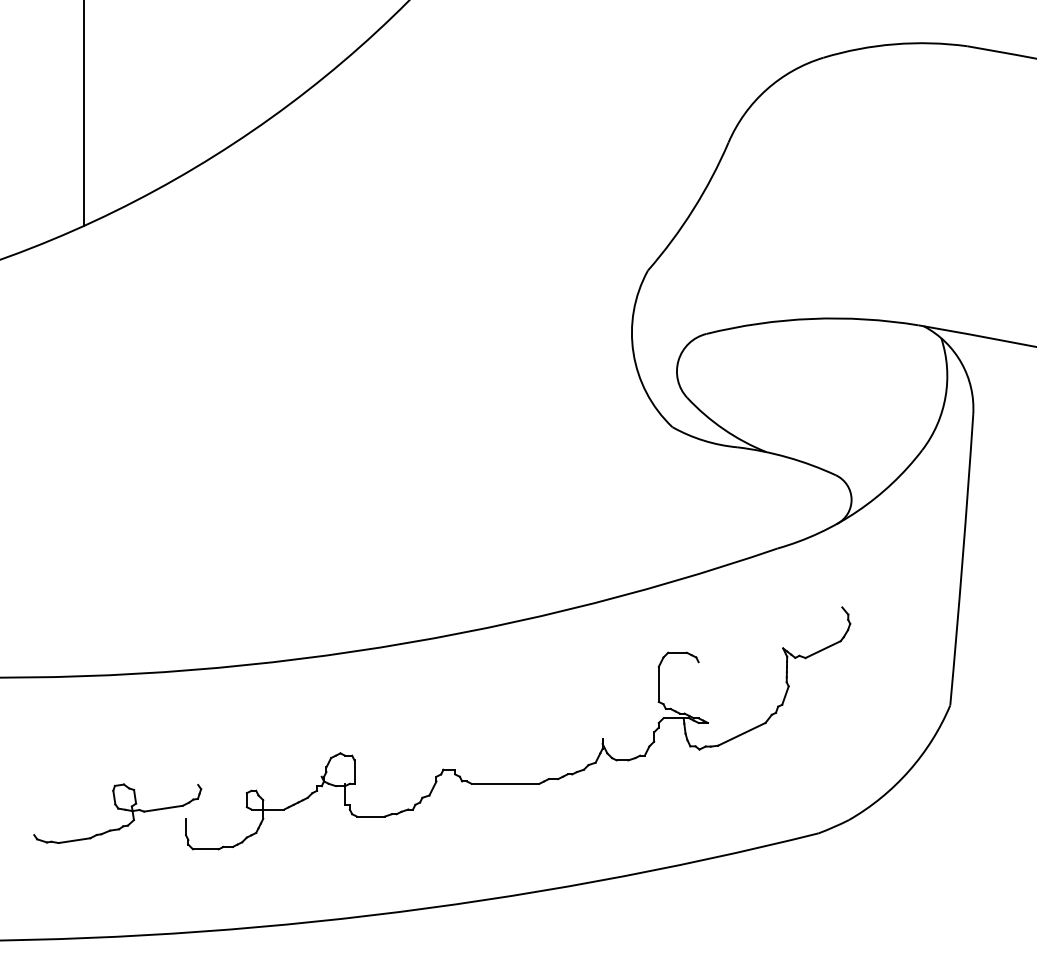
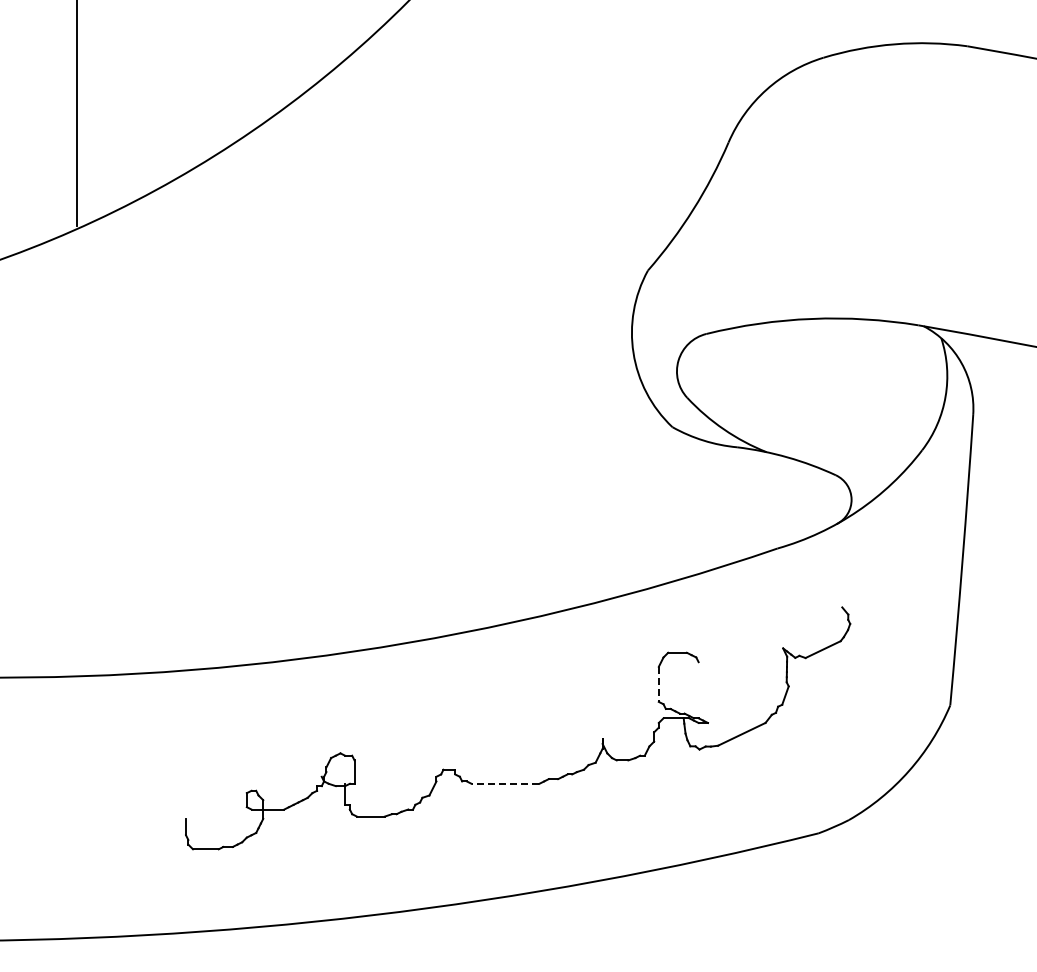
line position: (83, 113) -> (76, 113) (76, 113)
line: solid -> dashed (658, 684)
line: solid -> dashed (505, 783)
part: present -> none (117, 813)
